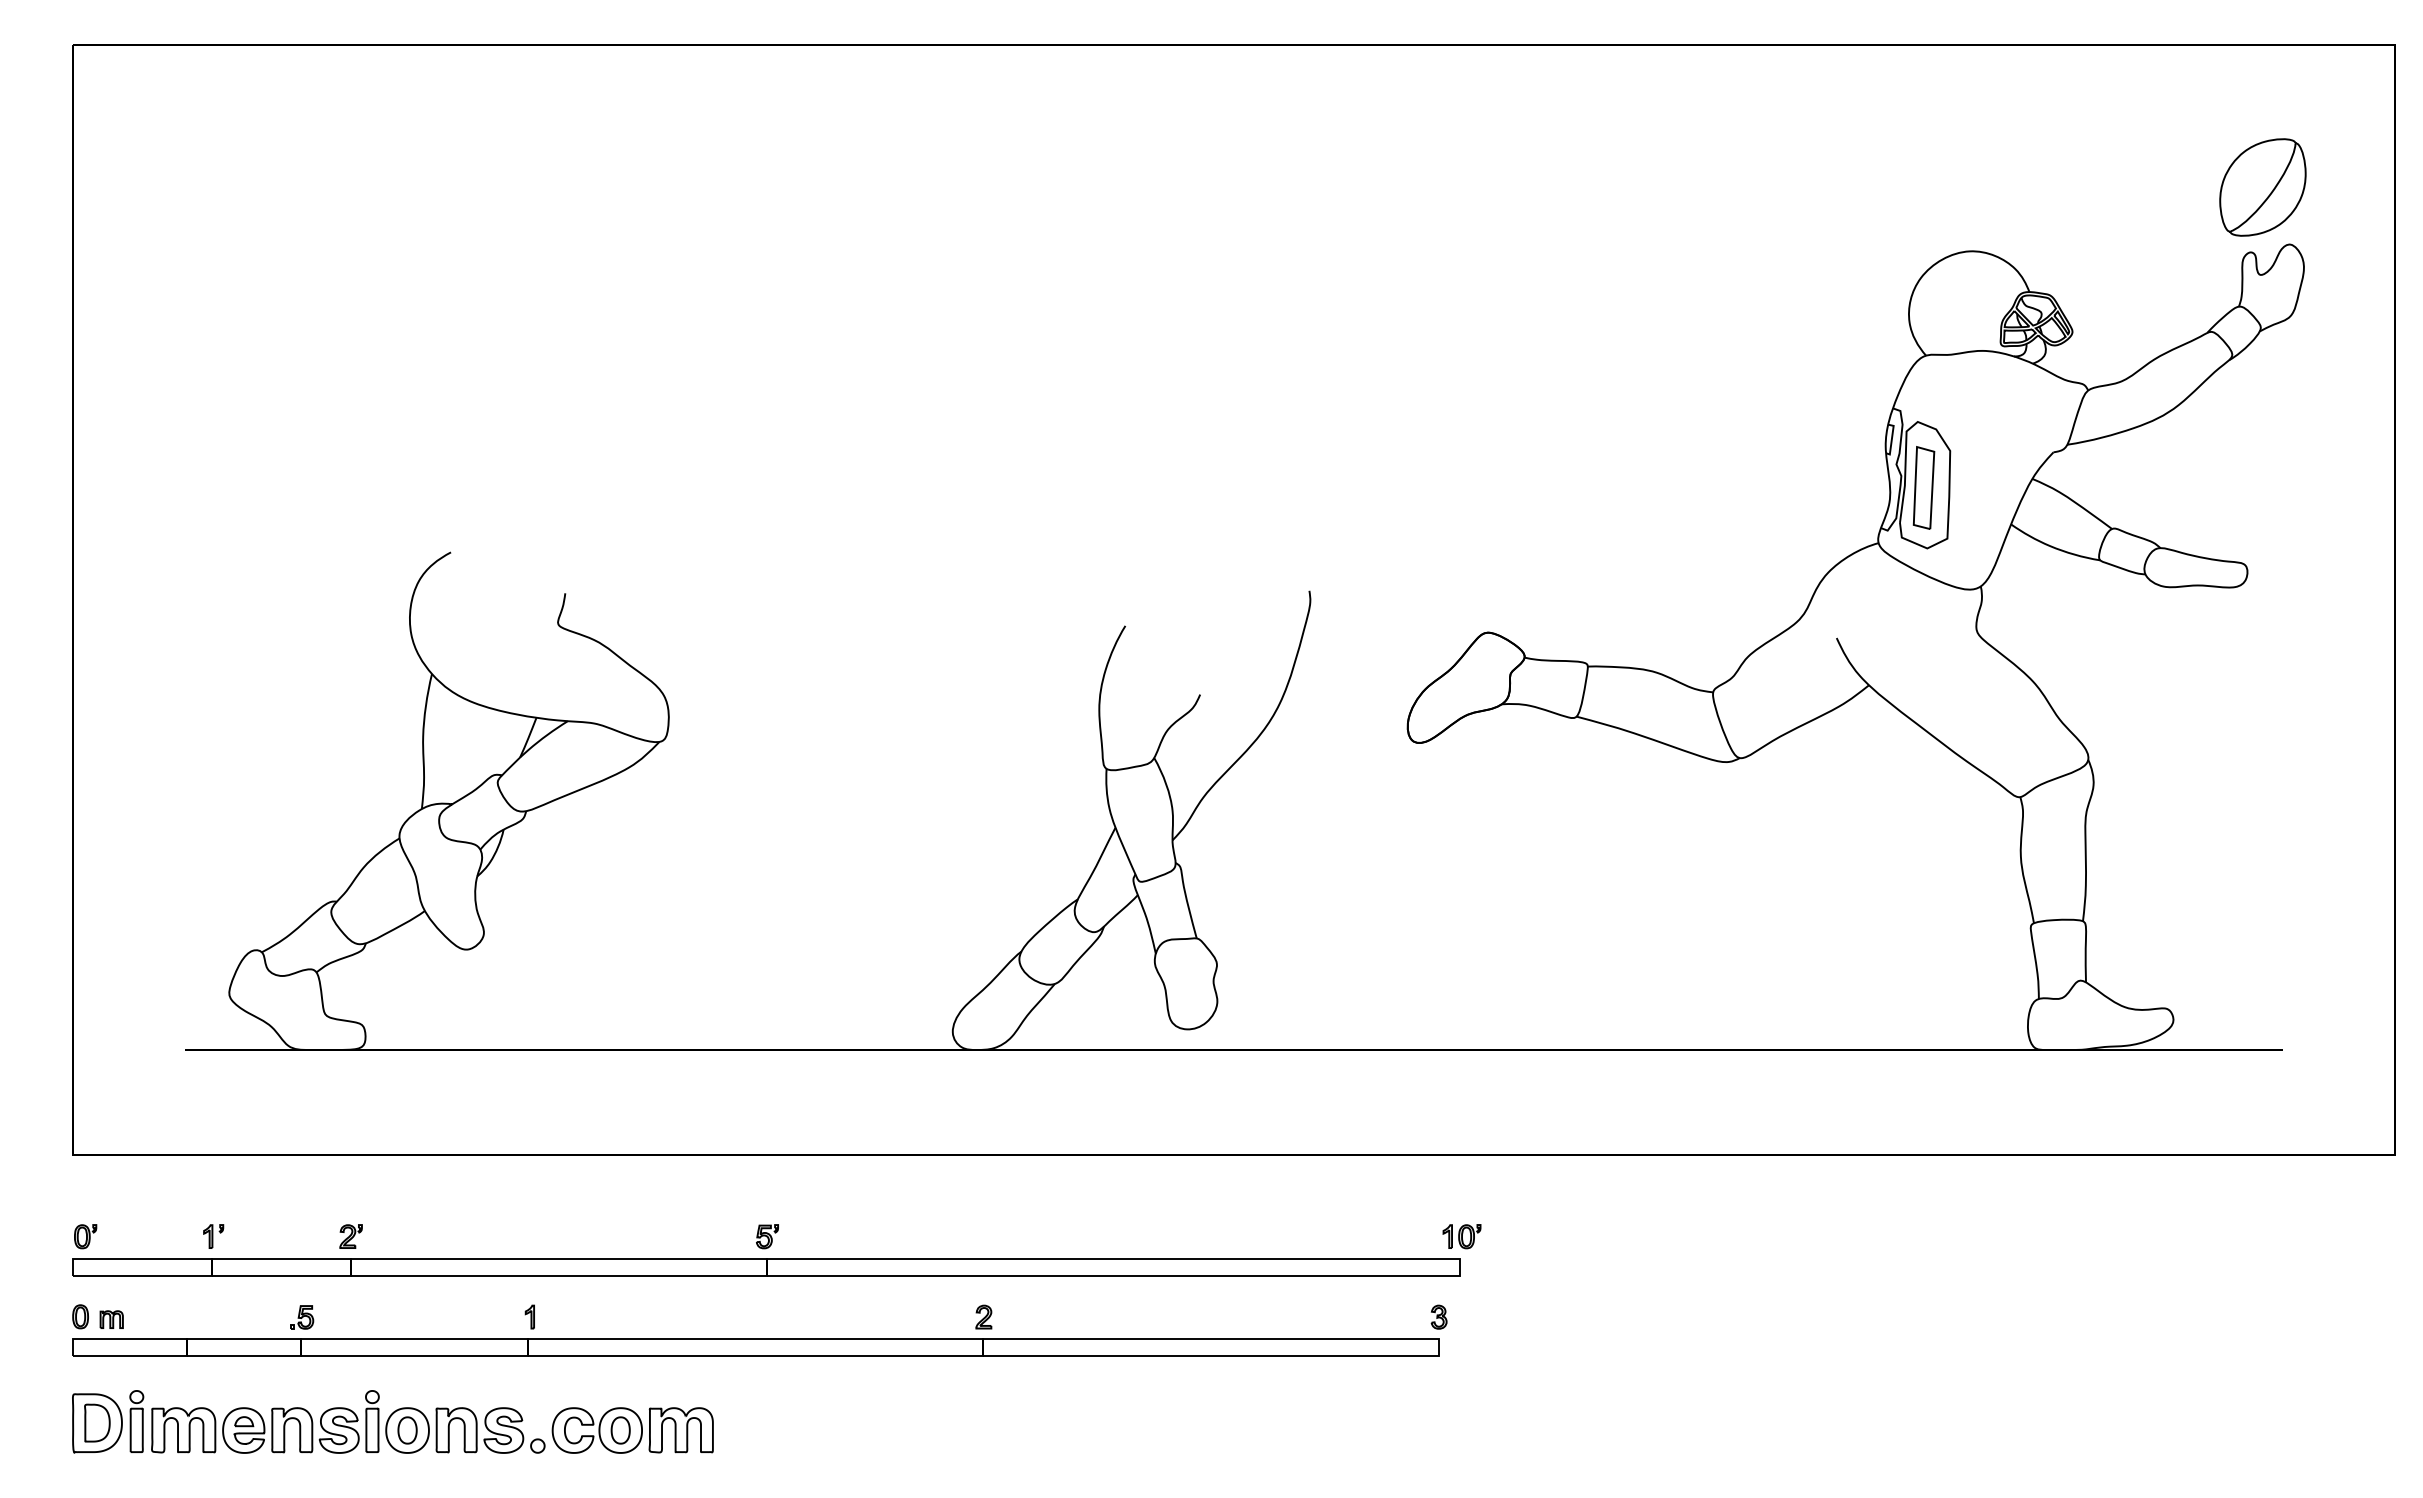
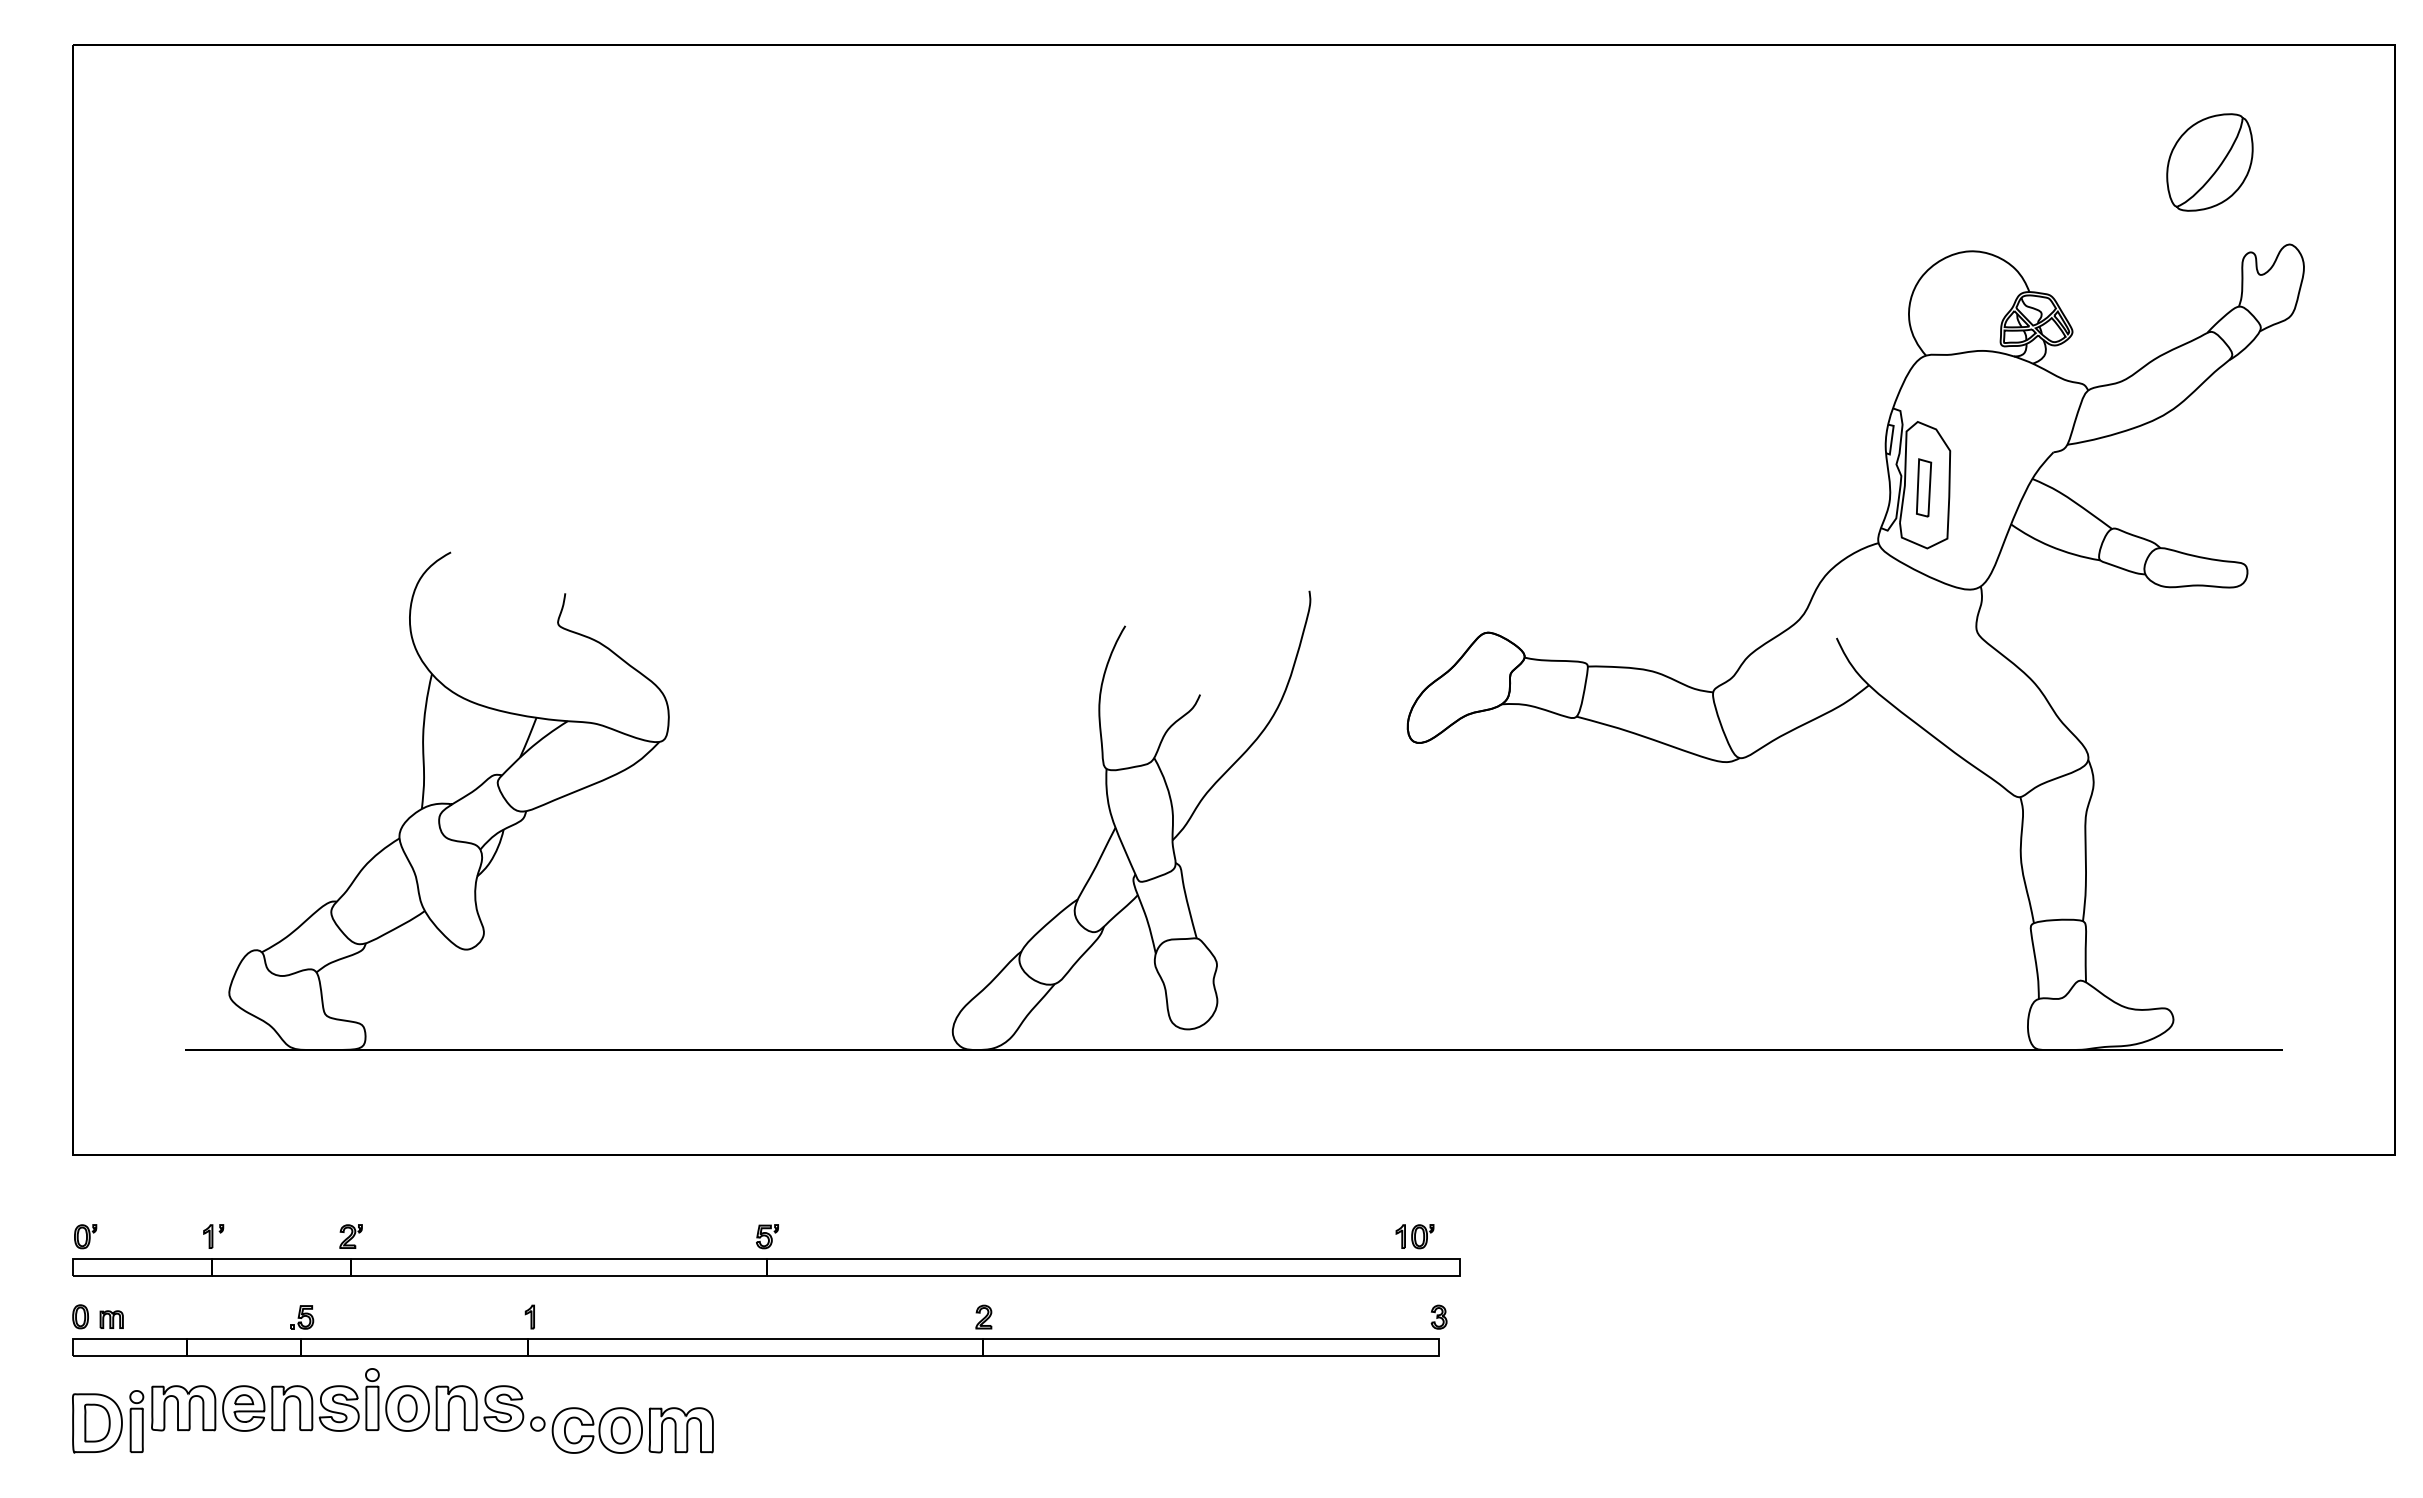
part position: (2262, 187) -> (2209, 162) (2209, 162)
part size: 24x84 px -> 17x60 px (1924, 487)
part position: (1461, 1236) -> (1414, 1236) (1414, 1236)
part position: (348, 1421) -> (348, 1399) (348, 1399)
